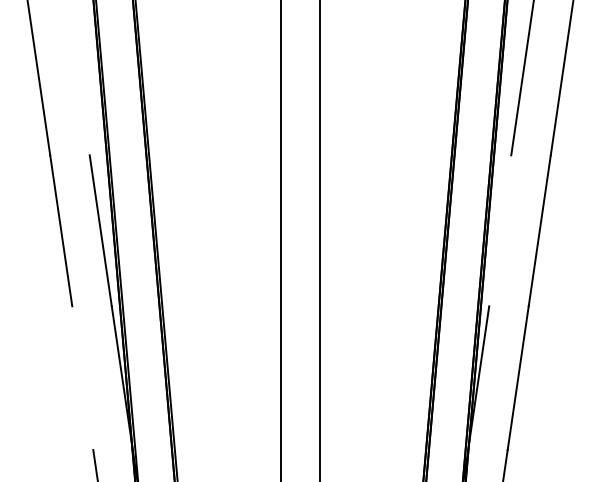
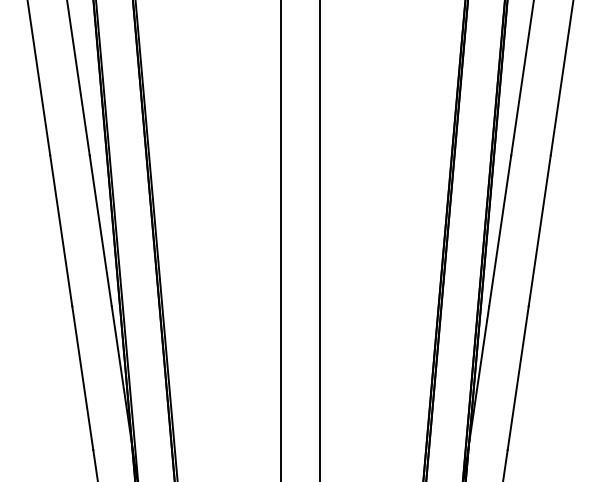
line: none -> present (78, 78)
line: none -> present (500, 230)
line: none -> present (82, 378)
